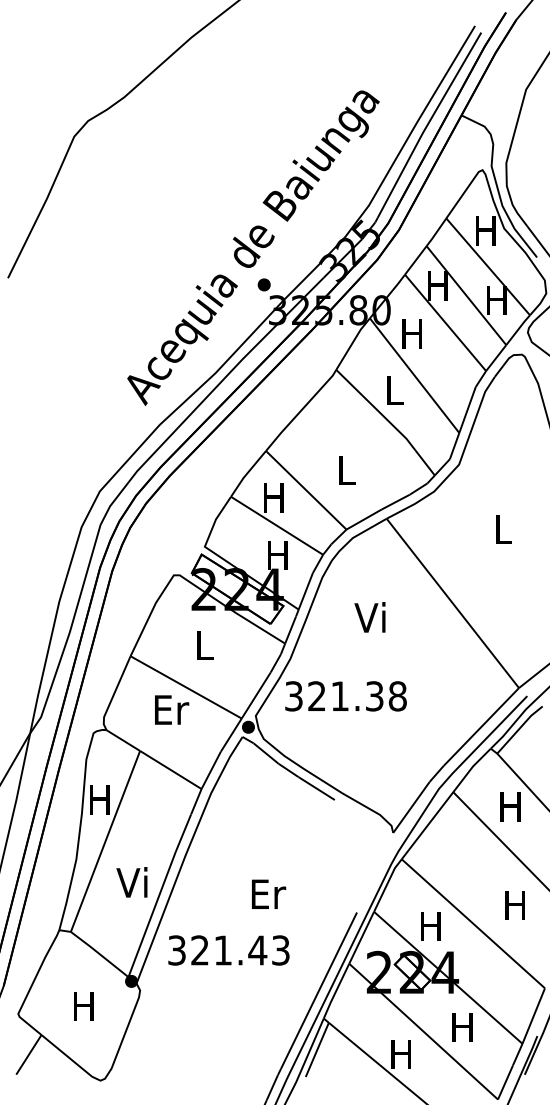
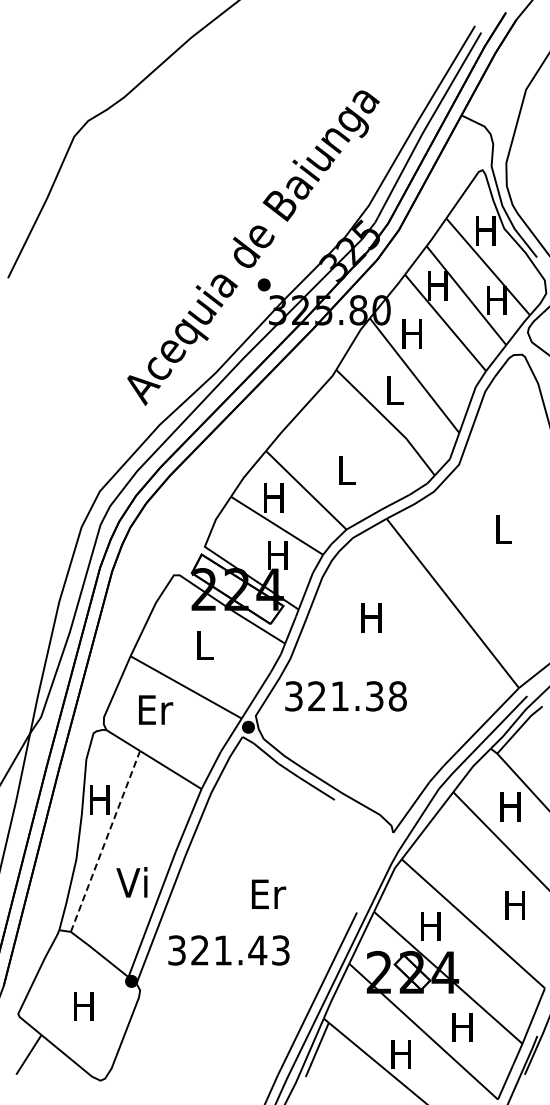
text: Vi -> H (369, 617)
text position: (172, 709) -> (156, 709) (156, 709)
line: solid -> dashed (105, 841)
